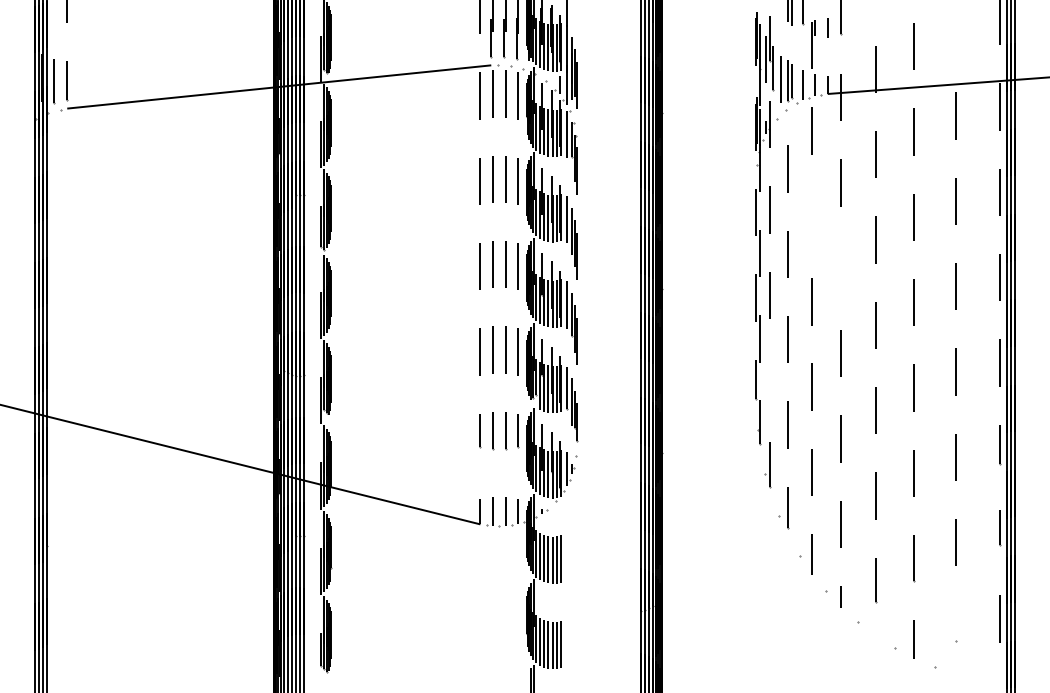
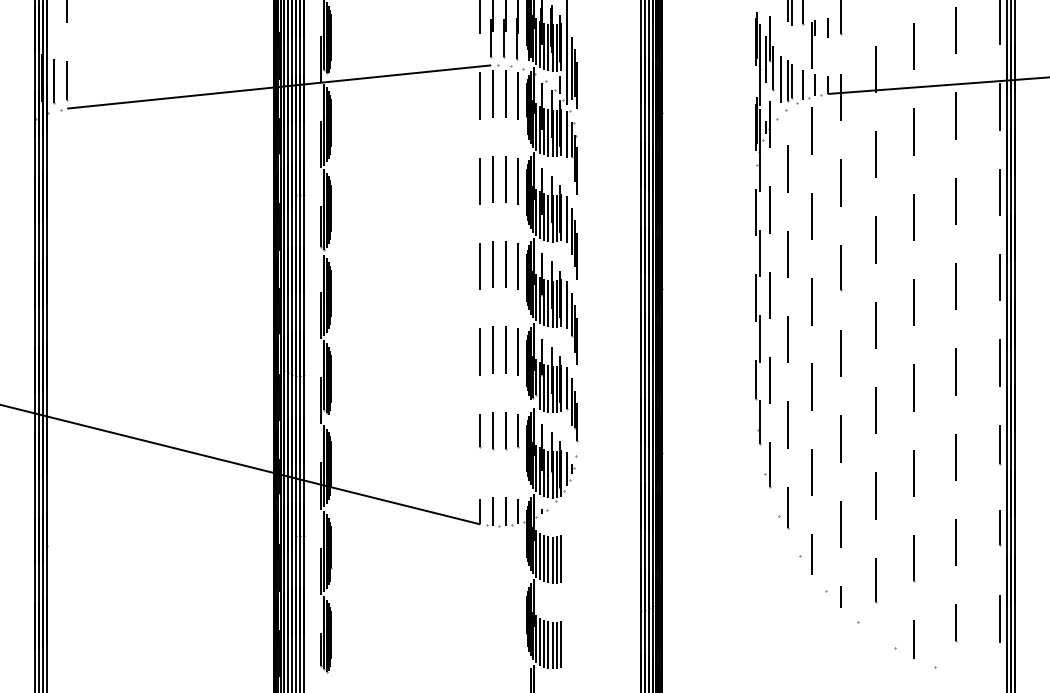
line: none -> present (955, 30)
line: none -> present (811, 216)
line: none -> present (841, 268)
line: none -> present (769, 380)
line: none -> present (955, 622)
